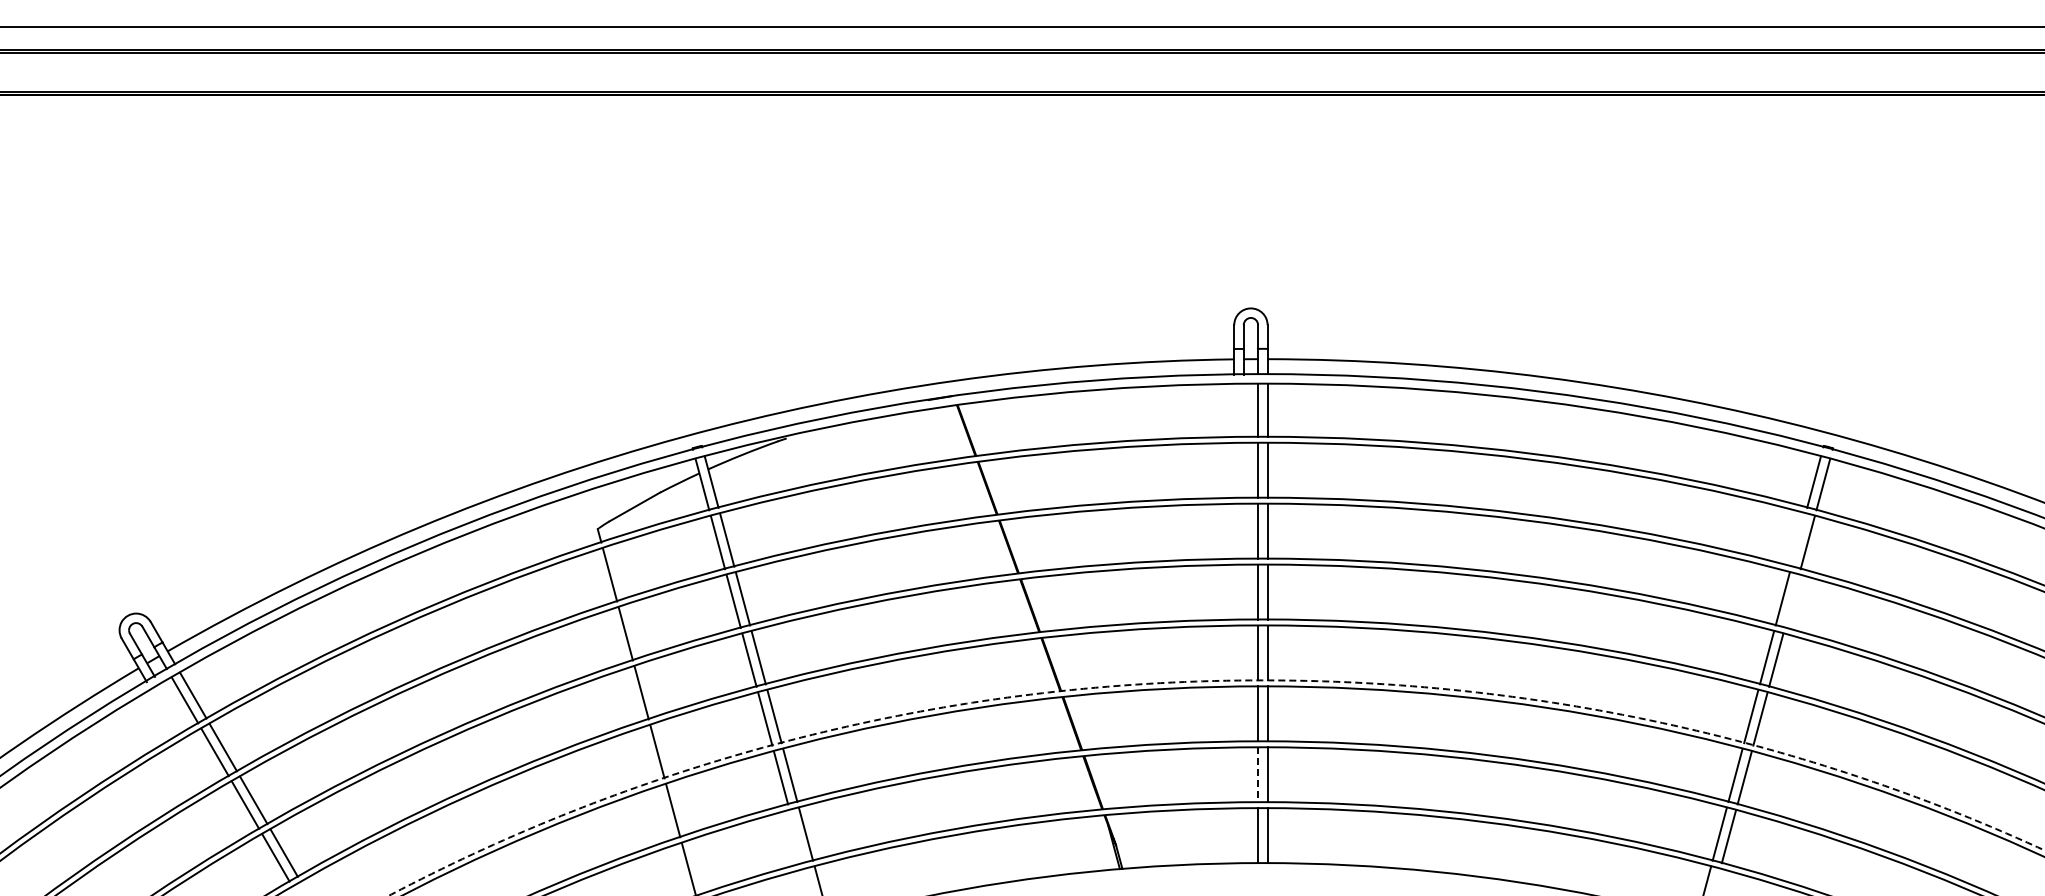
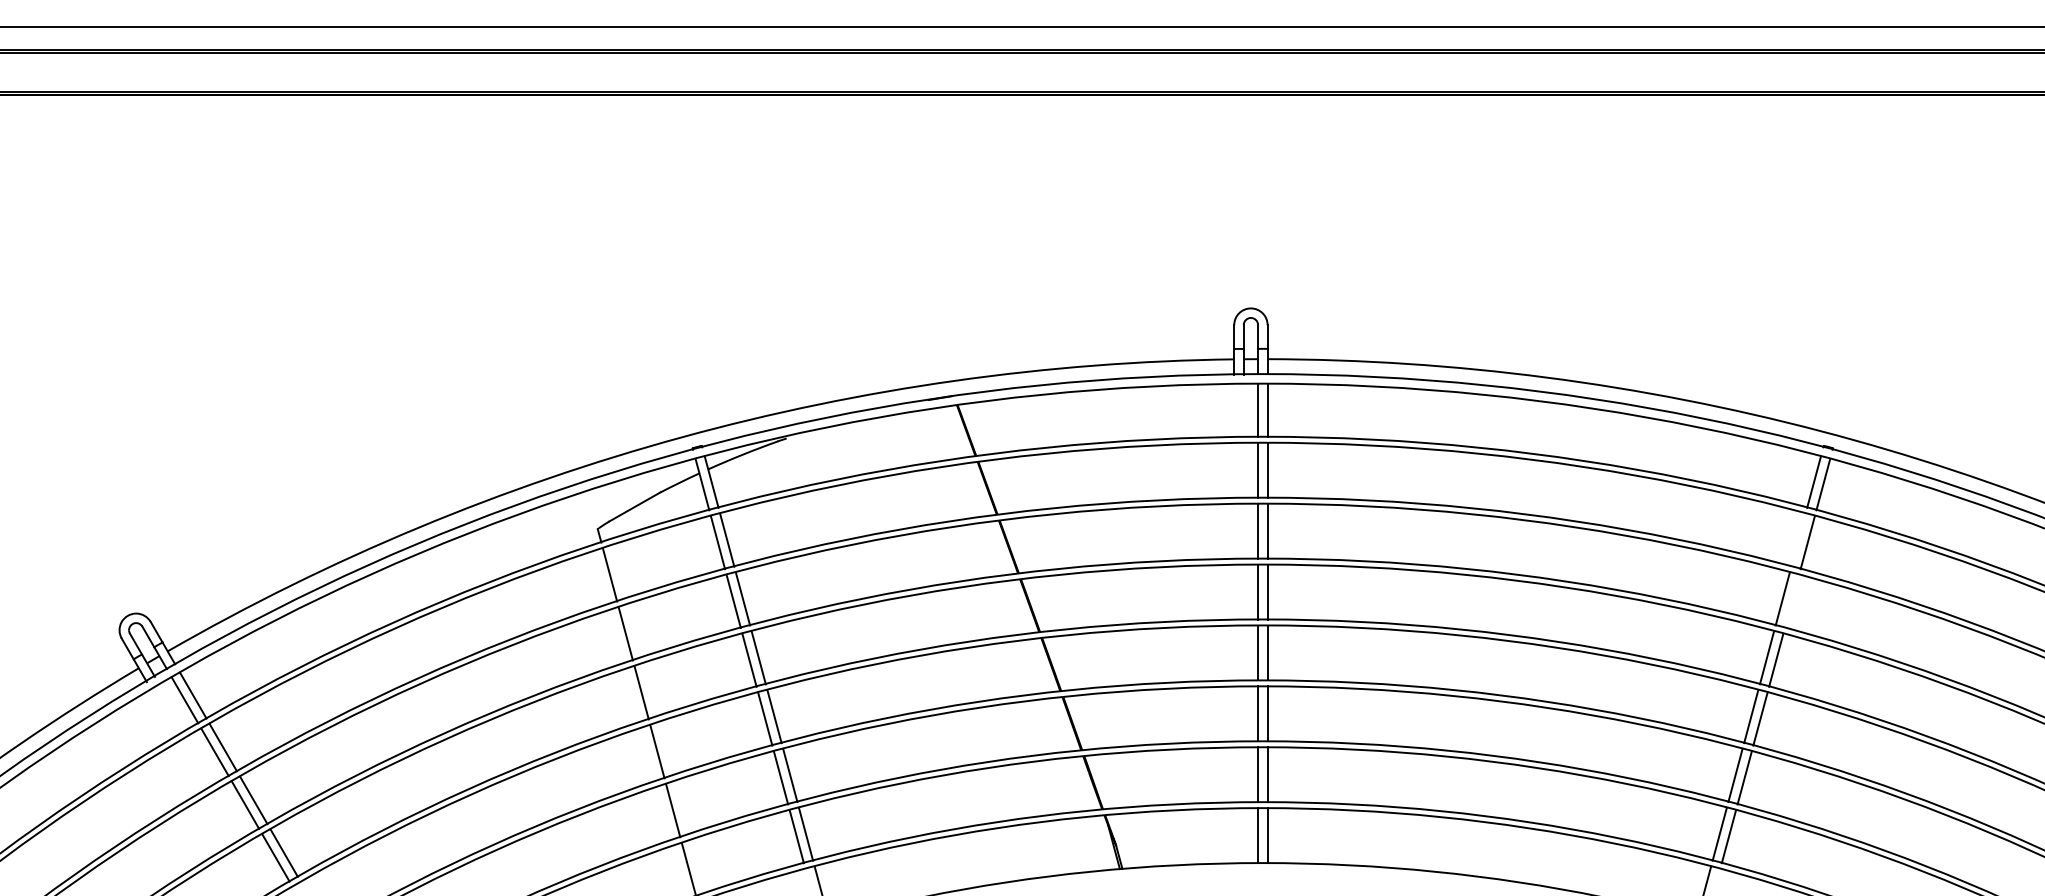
arc: dashed -> solid (1211, 681)
line: dashed -> solid (1258, 775)
line: none -> present (796, 836)
